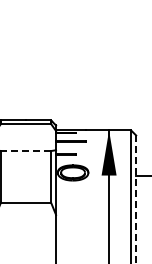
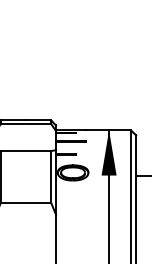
line: dashed -> solid (25, 151)
line: dashed -> solid (136, 199)
